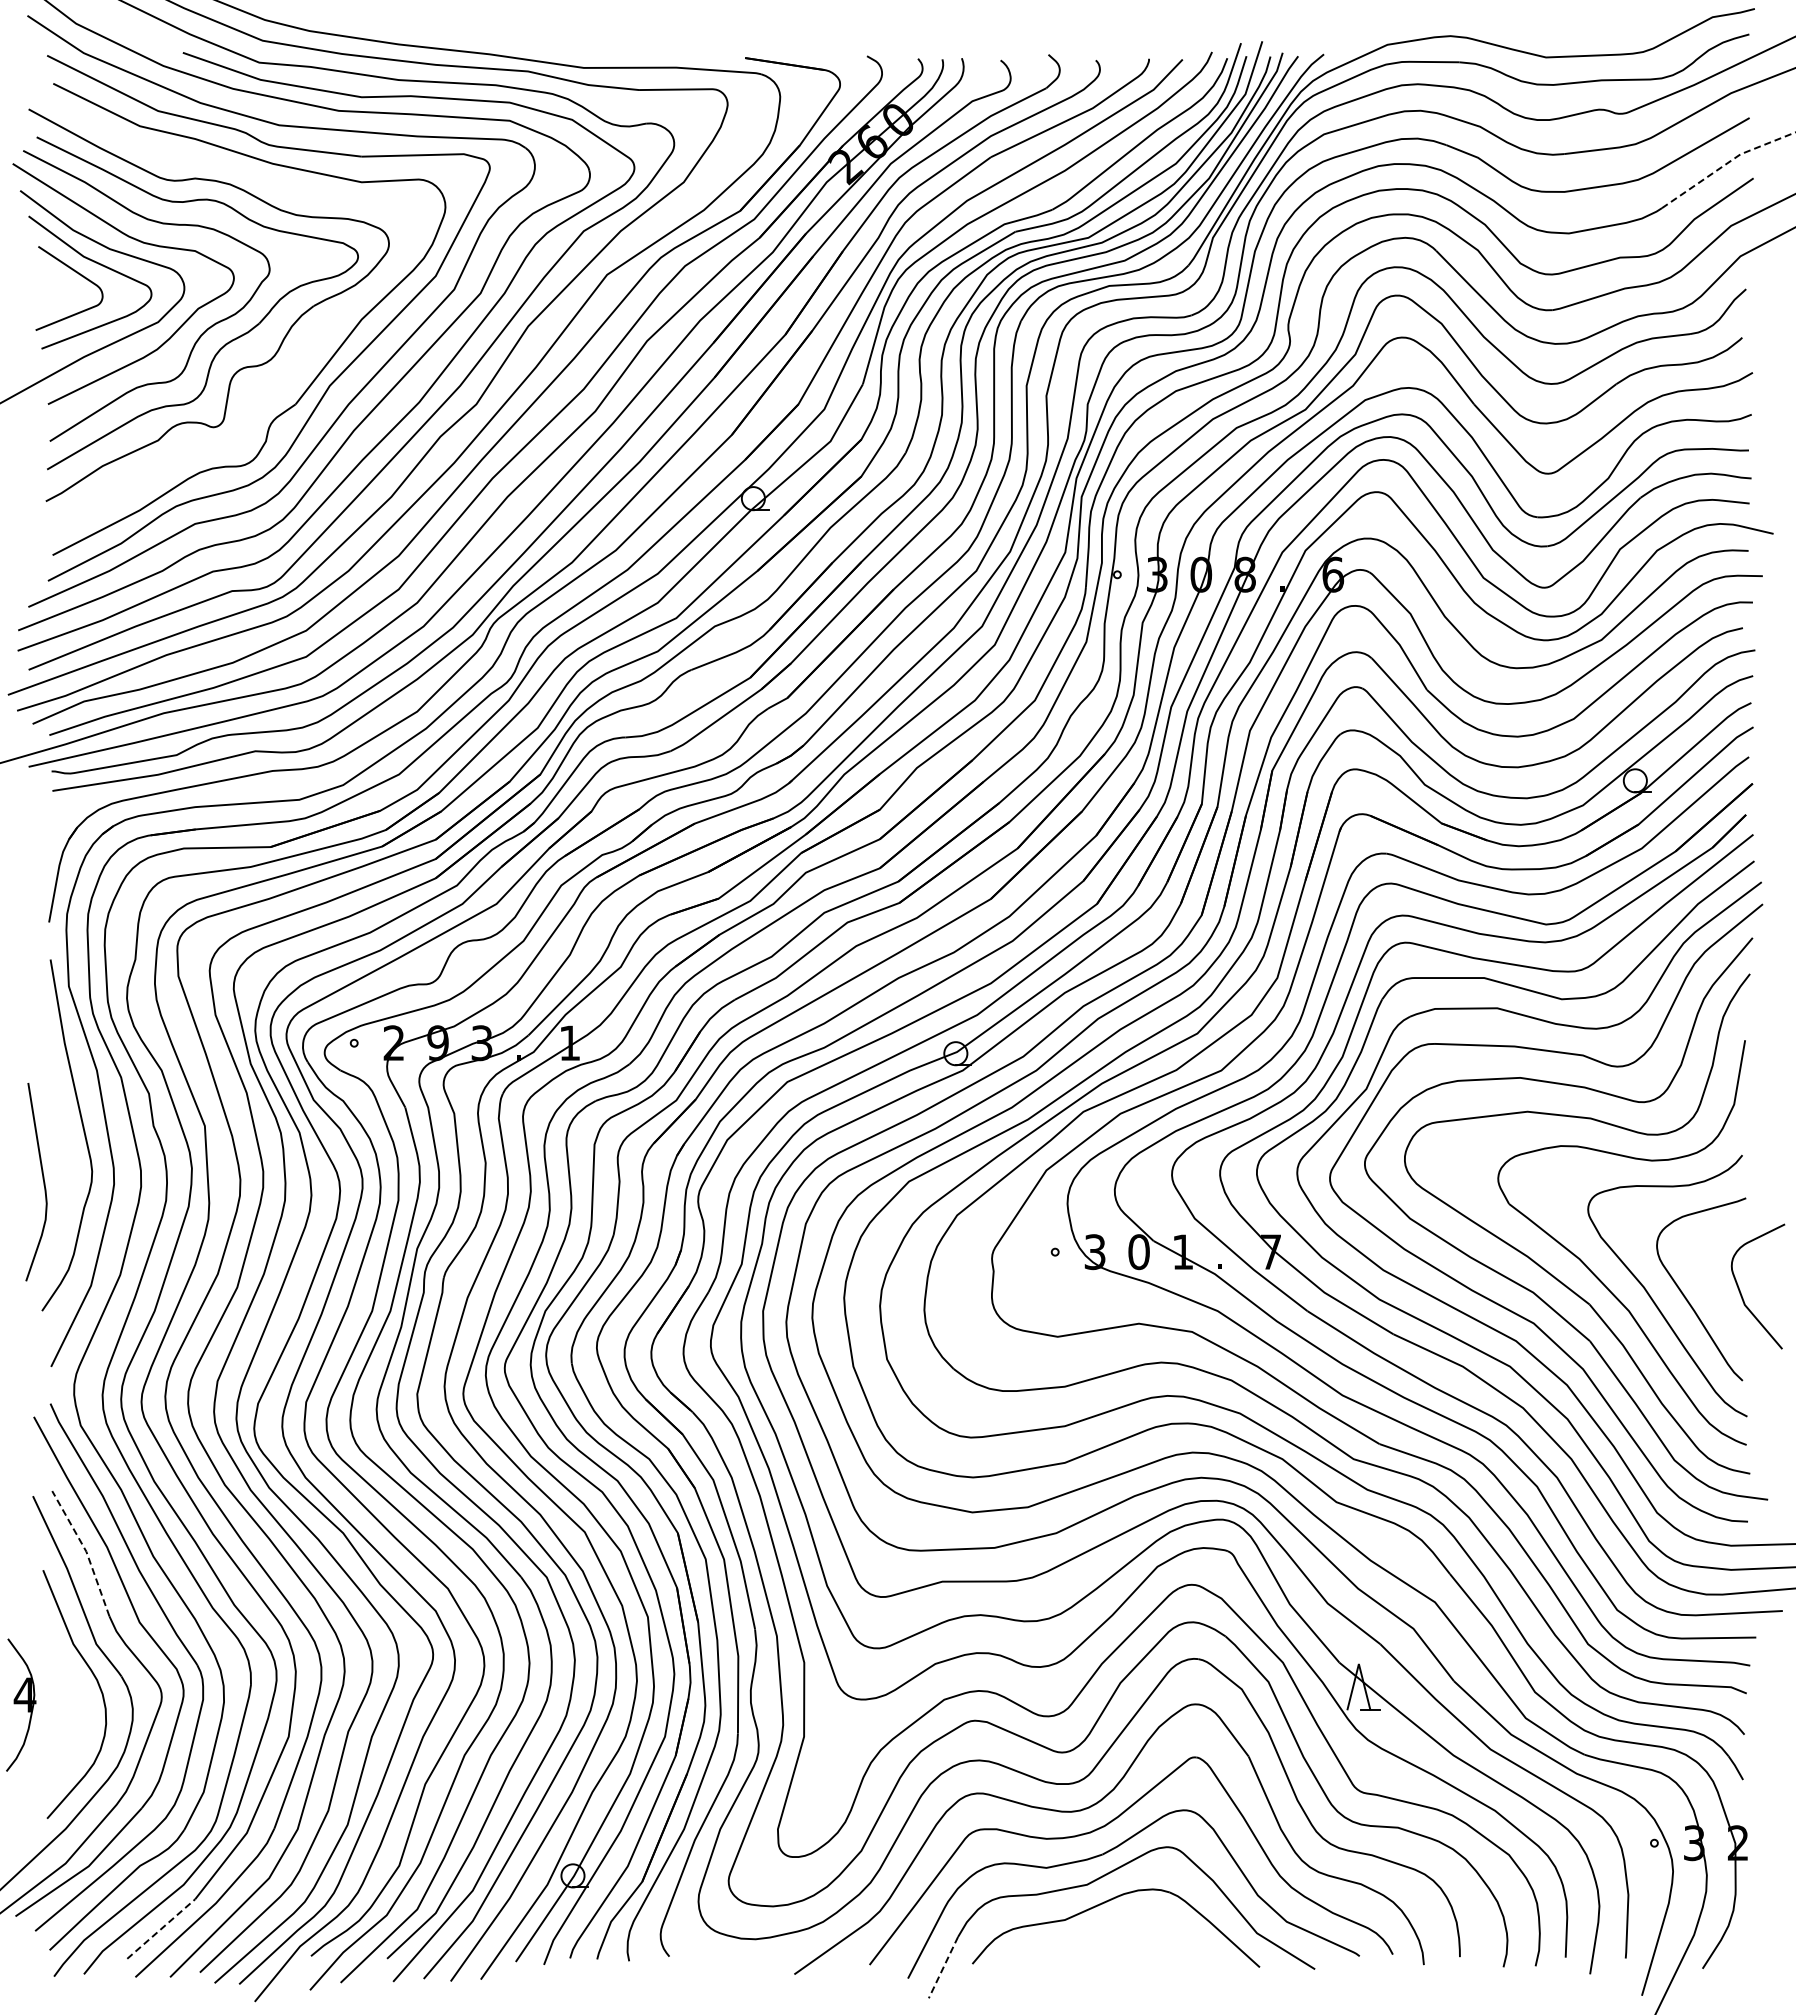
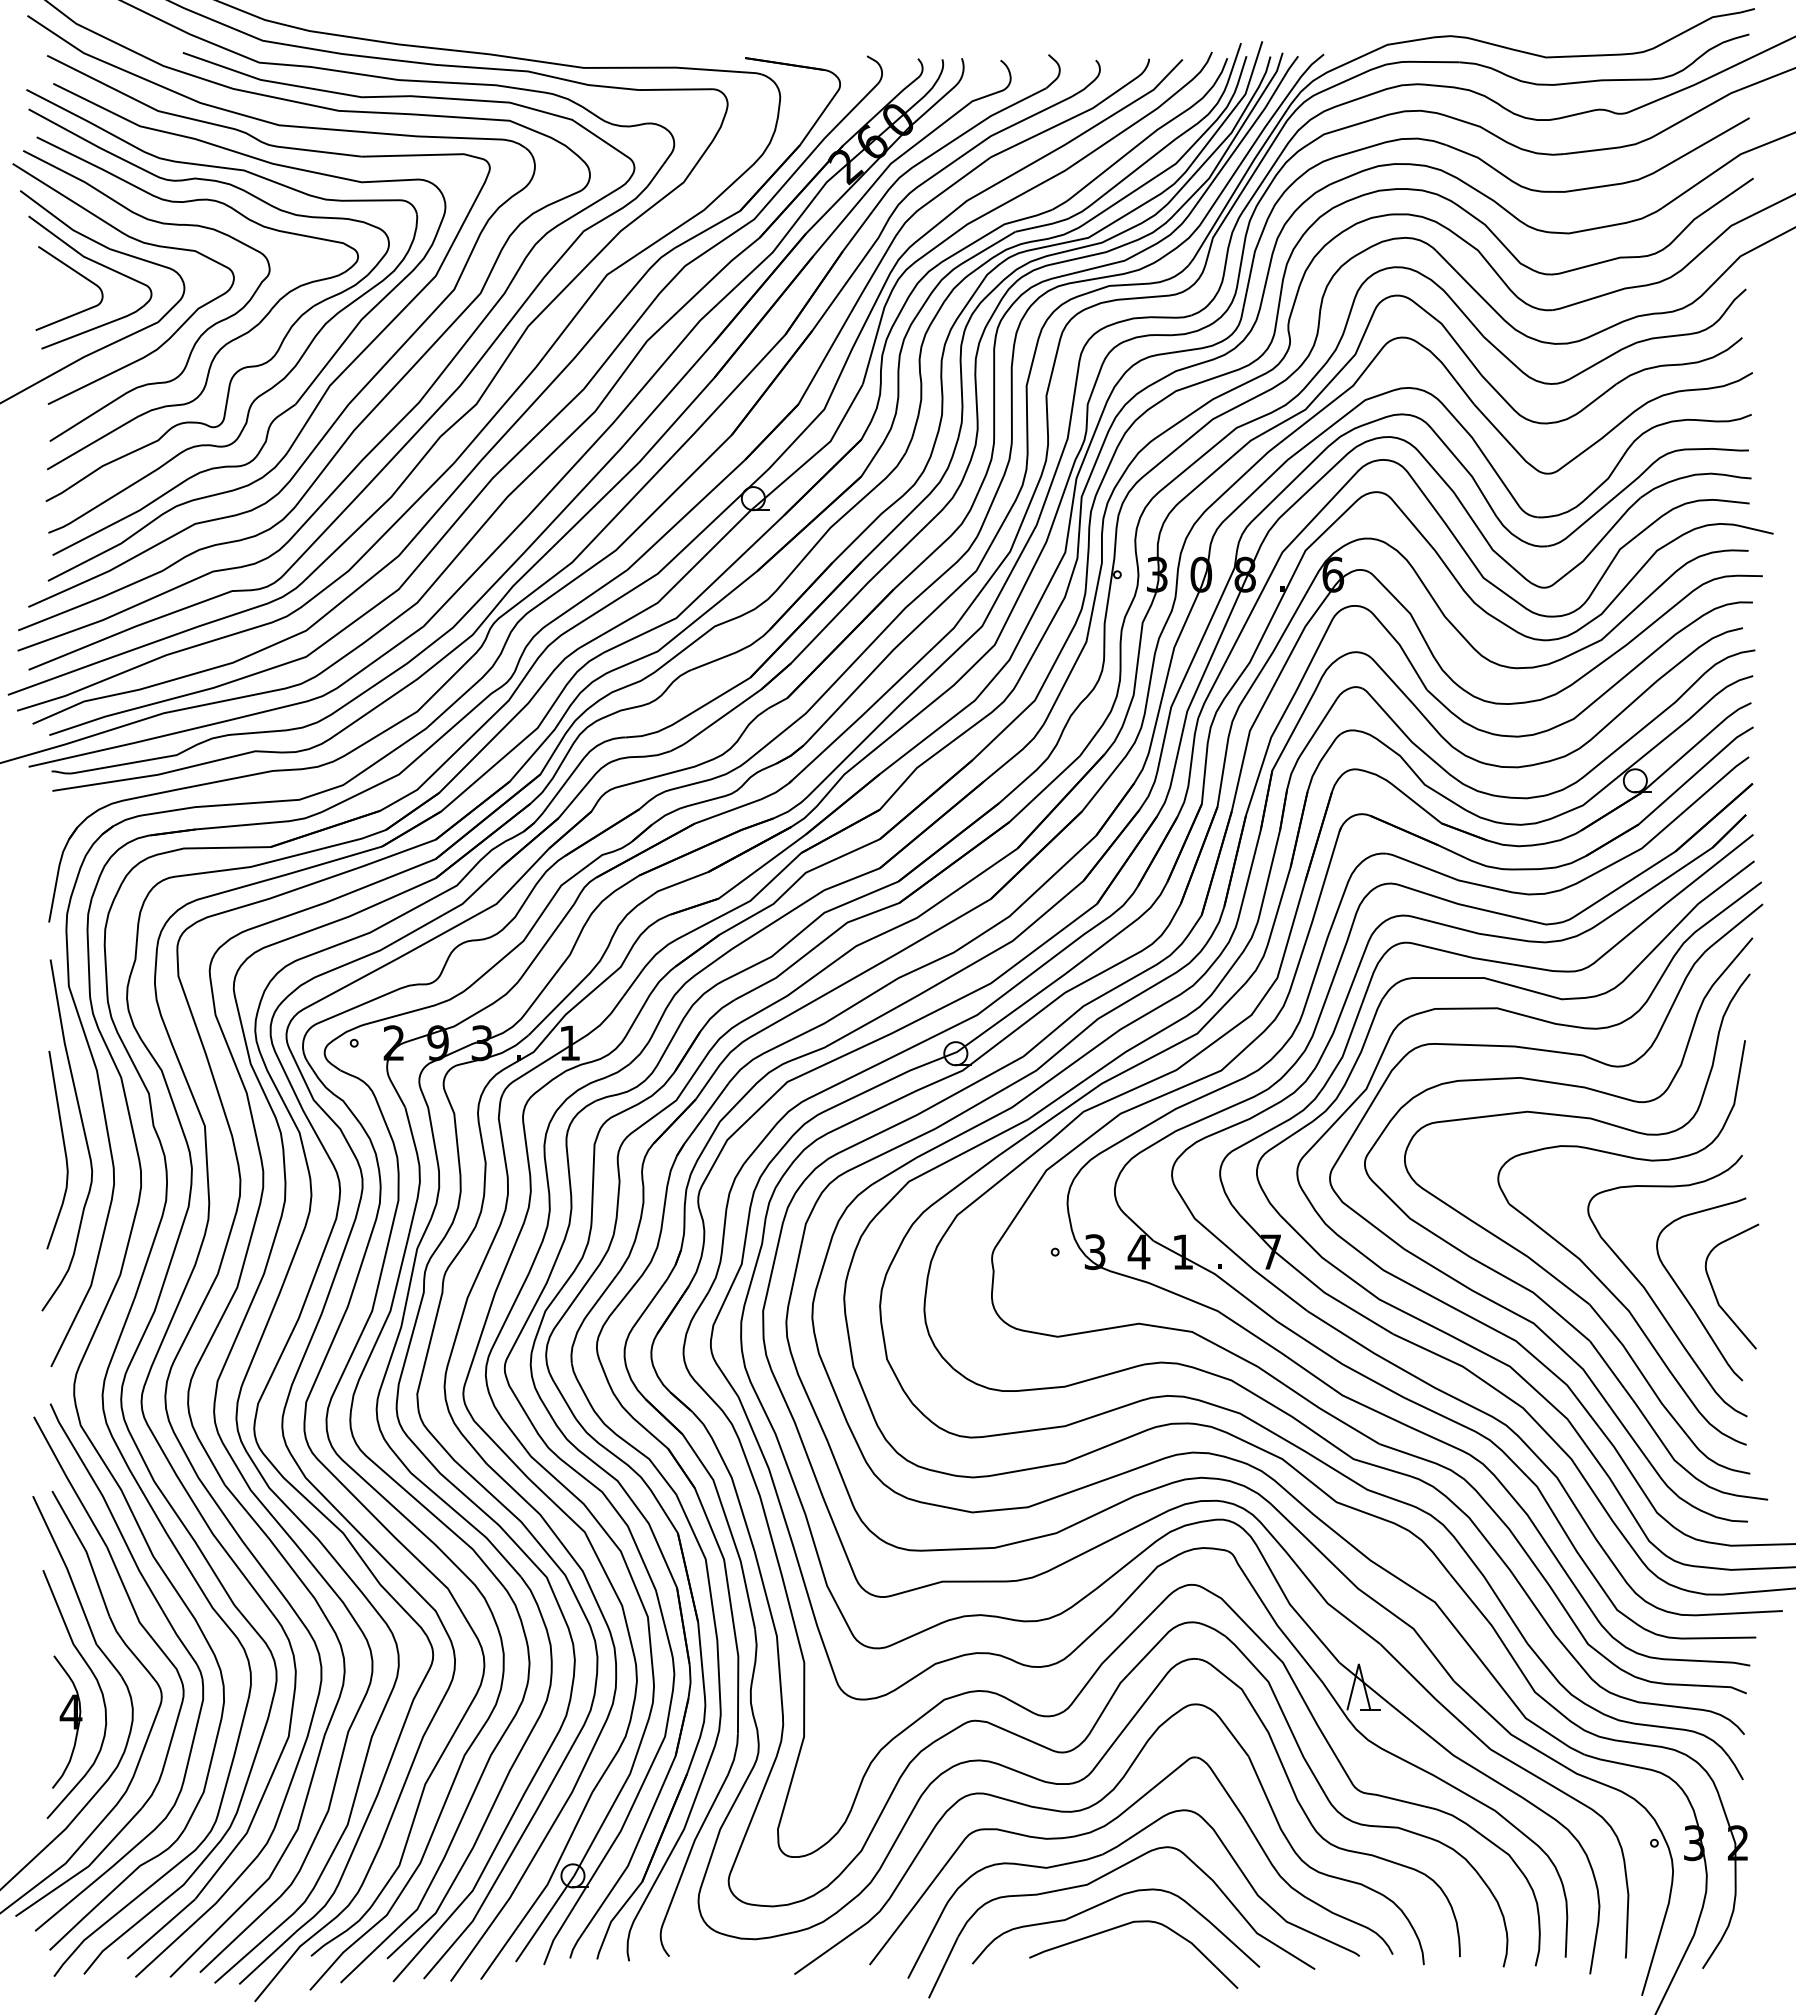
line: dashed -> solid (1726, 163)
part: none -> present (274, 384)
curve position: (42, 1179) -> (63, 1147) (63, 1147)
text: 0 -> 4 (1138, 1252)
curve position: (1741, 1292) -> (1715, 1292) (1715, 1292)
line: dashed -> solid (86, 1551)
part position: (21, 1704) -> (67, 1721) (67, 1721)
curve: none -> present (1123, 1926)
line: dashed -> solid (161, 1928)
line: dashed -> solid (943, 1967)
